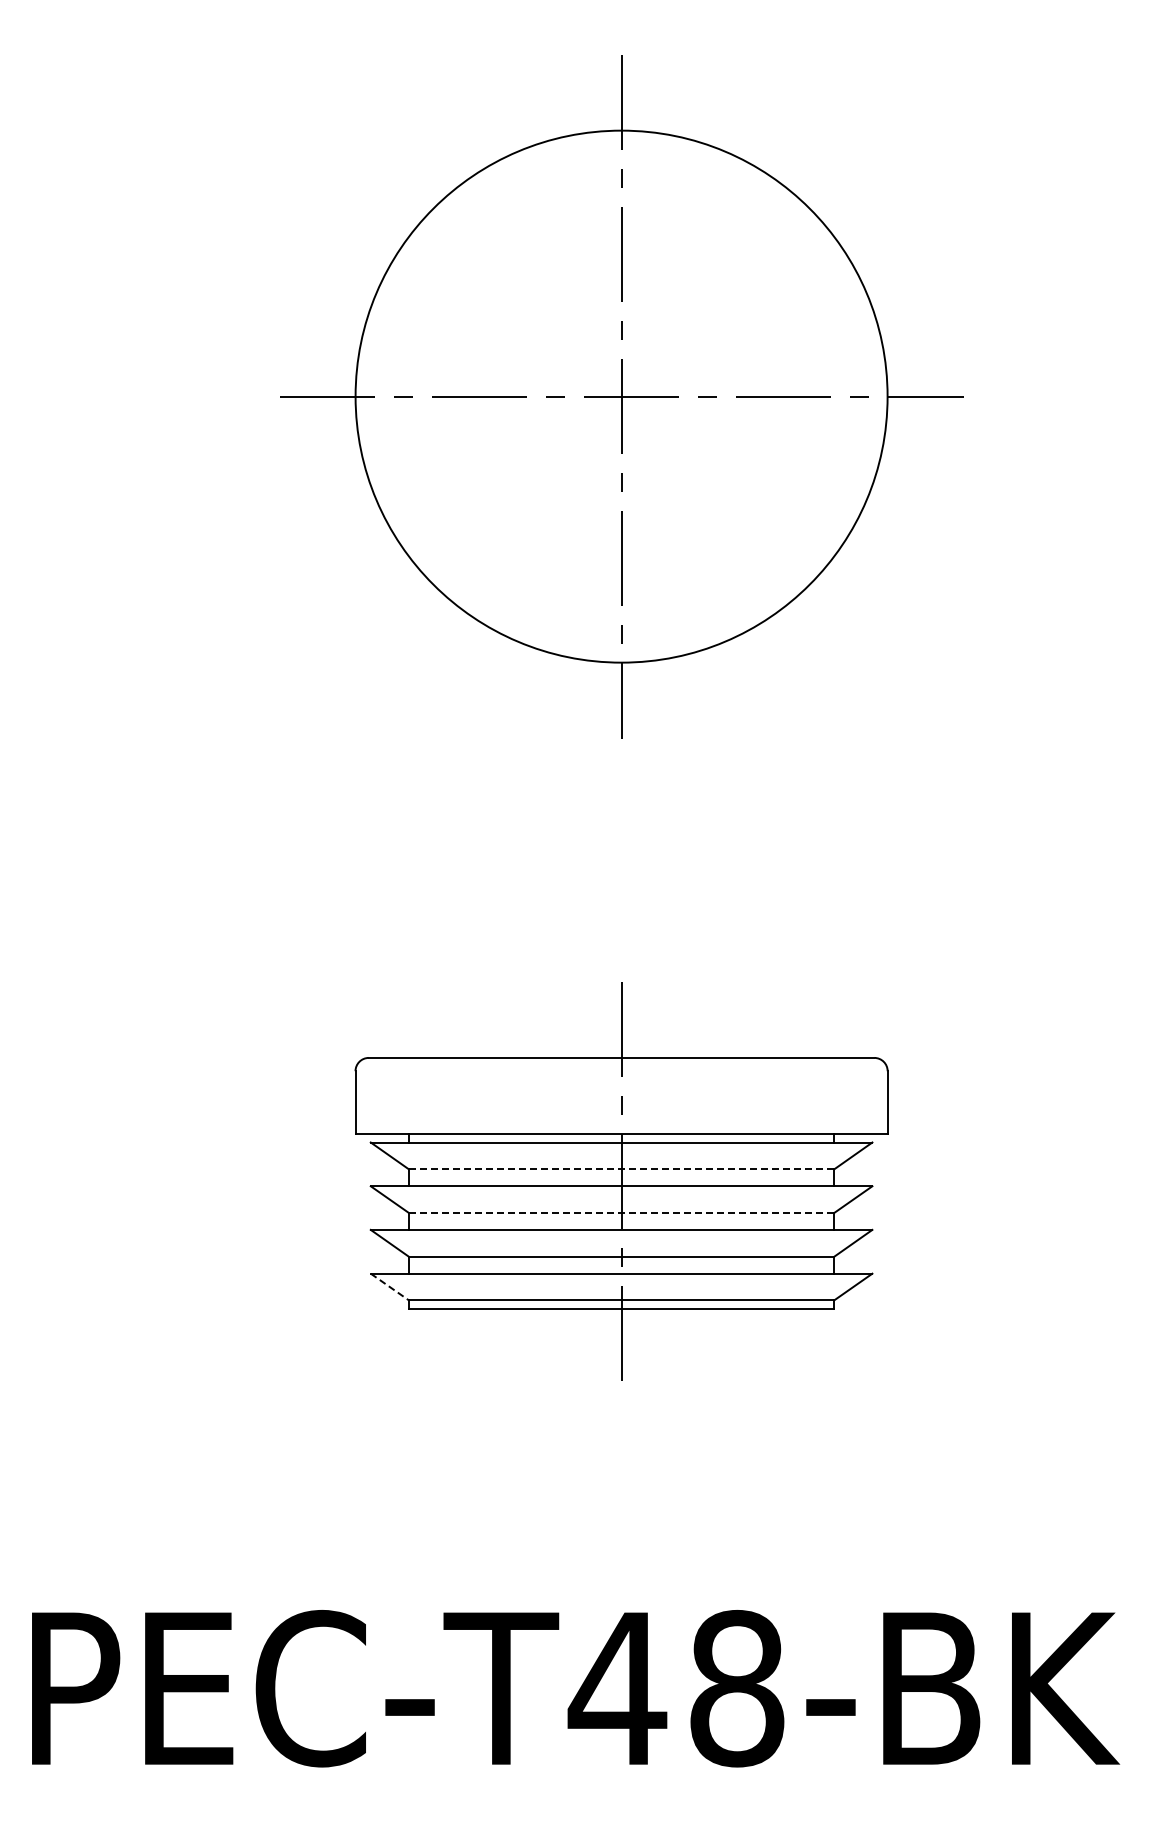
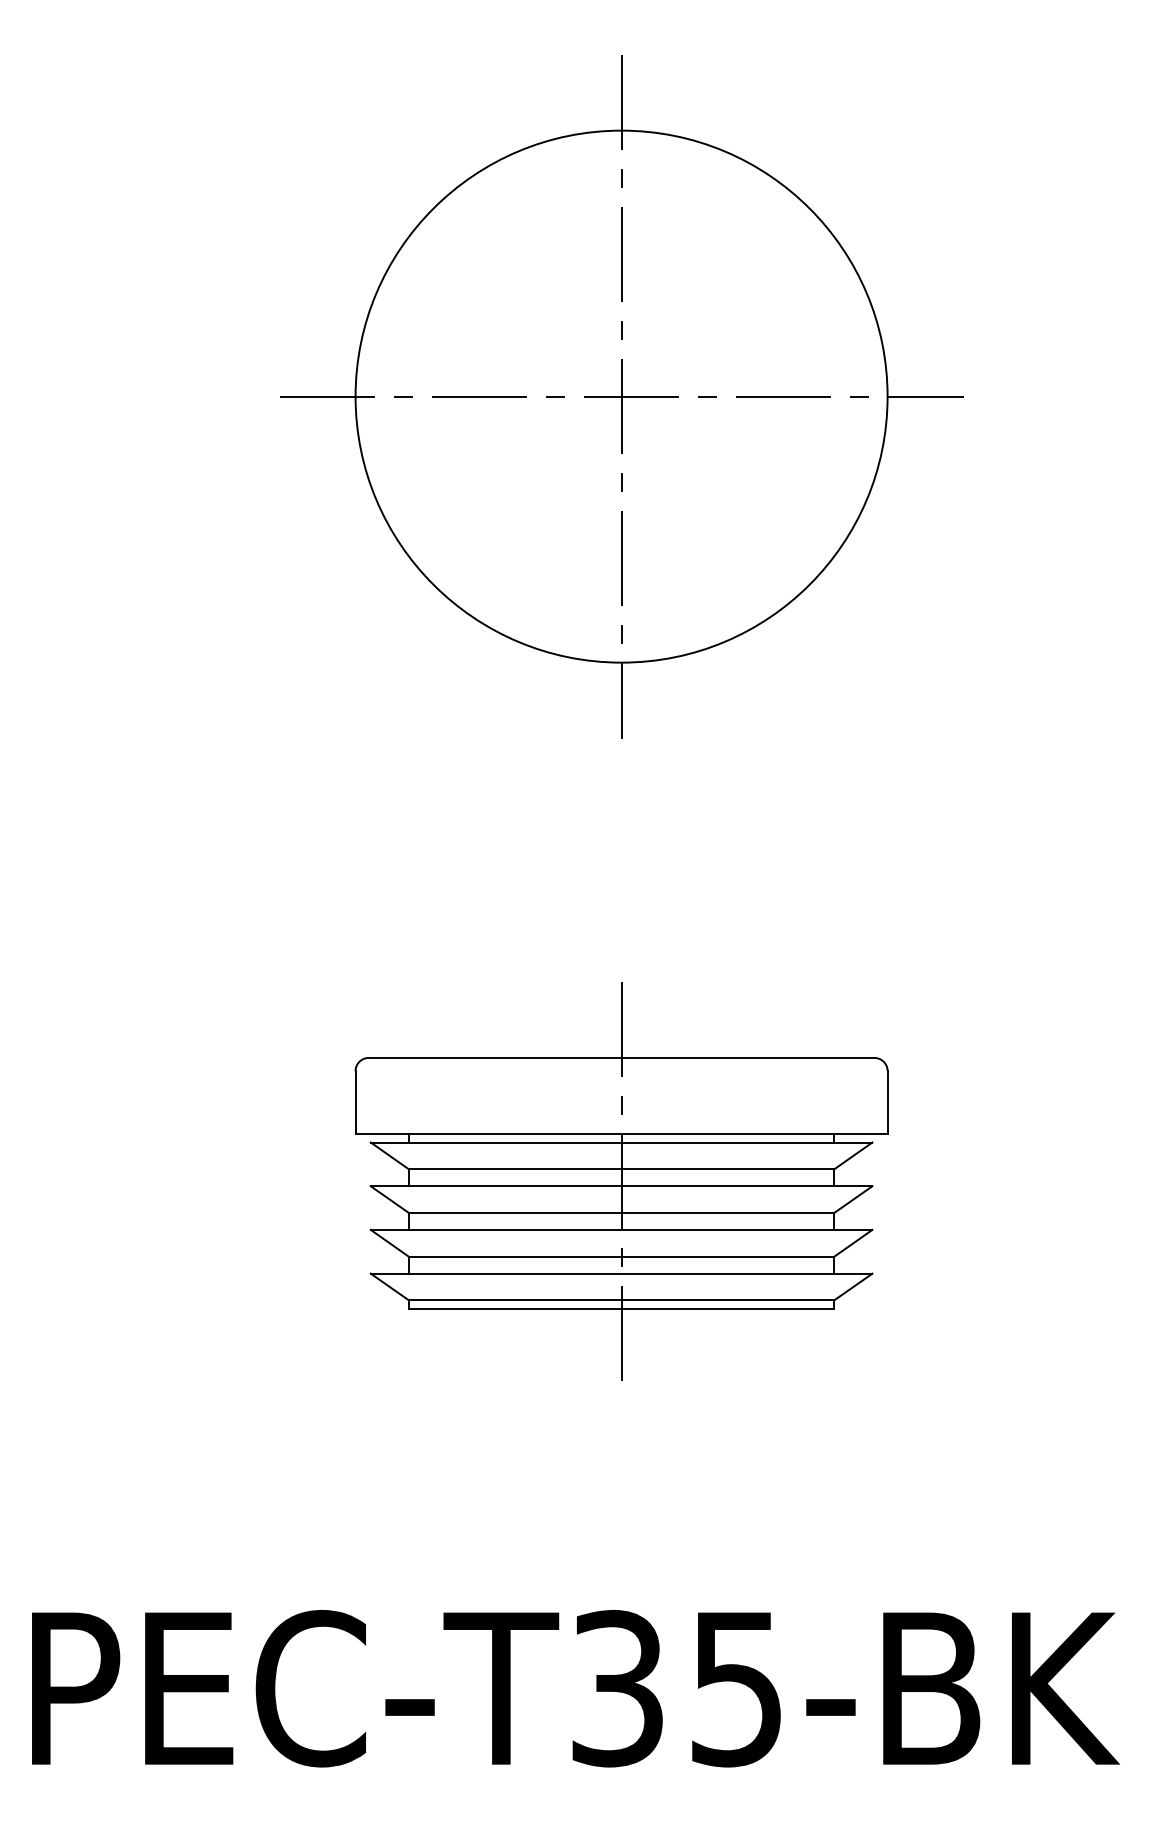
line: dashed -> solid (621, 1169)
line: dashed -> solid (621, 1212)
line: dashed -> solid (390, 1287)
text: PEC-T48-BK -> PEC-T35-BK (675, 1688)
